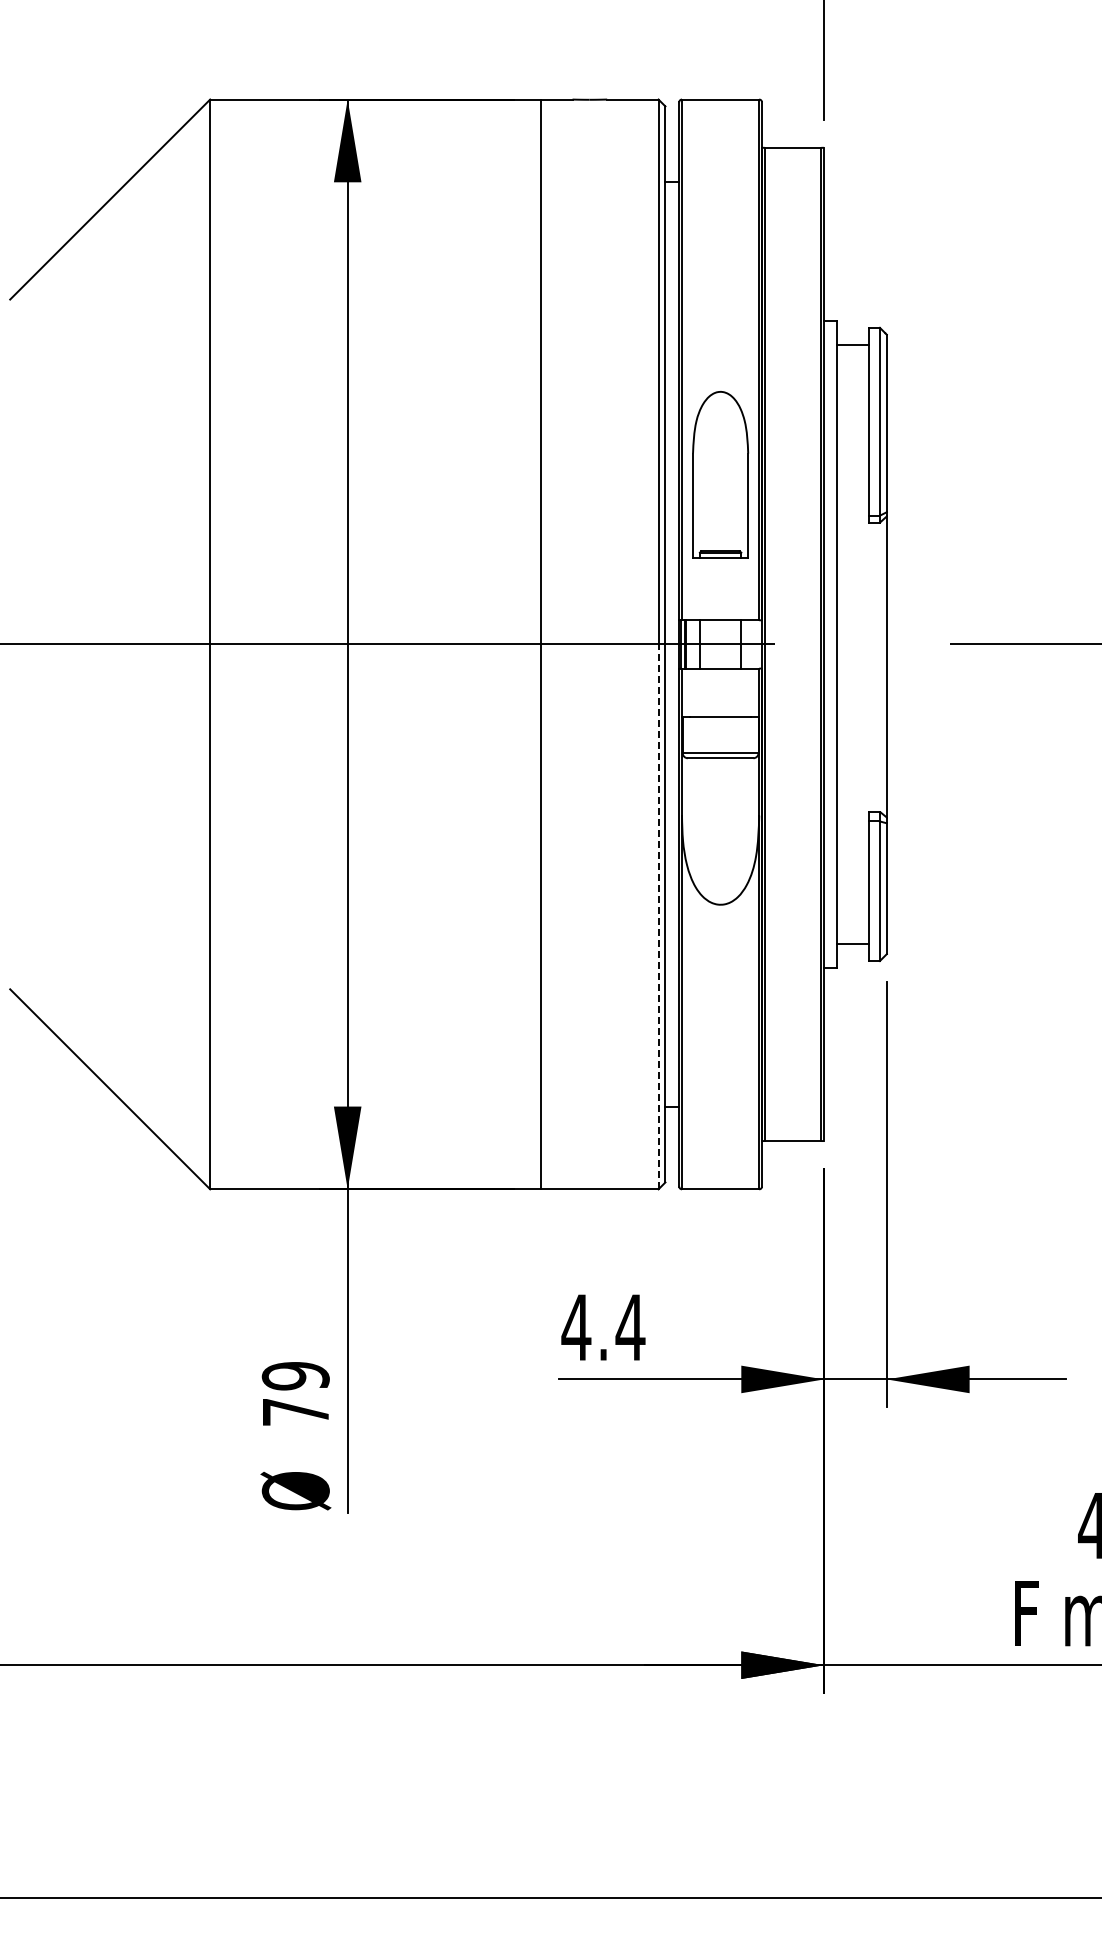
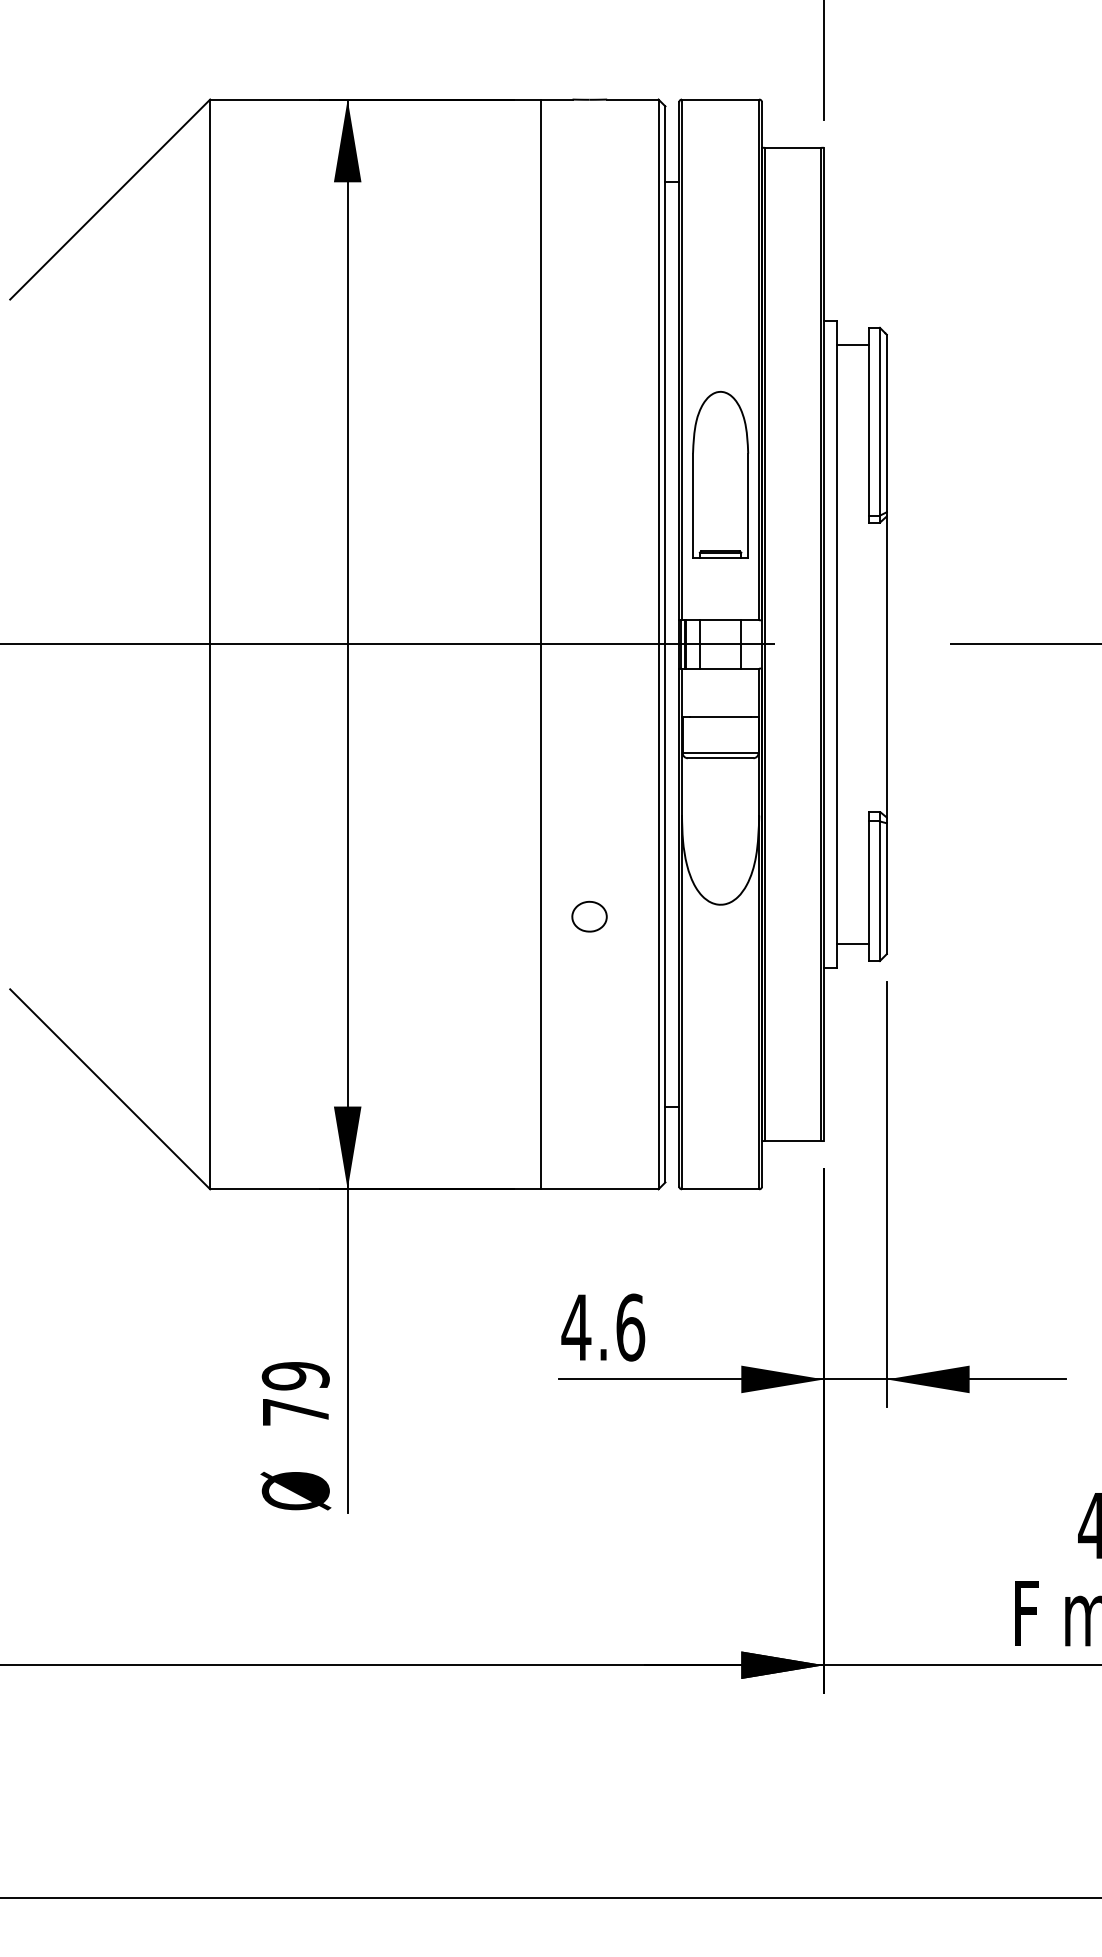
part: none -> present (589, 916)
line: dashed -> solid (658, 916)
text: 4.4 -> 4.6 (630, 1327)
